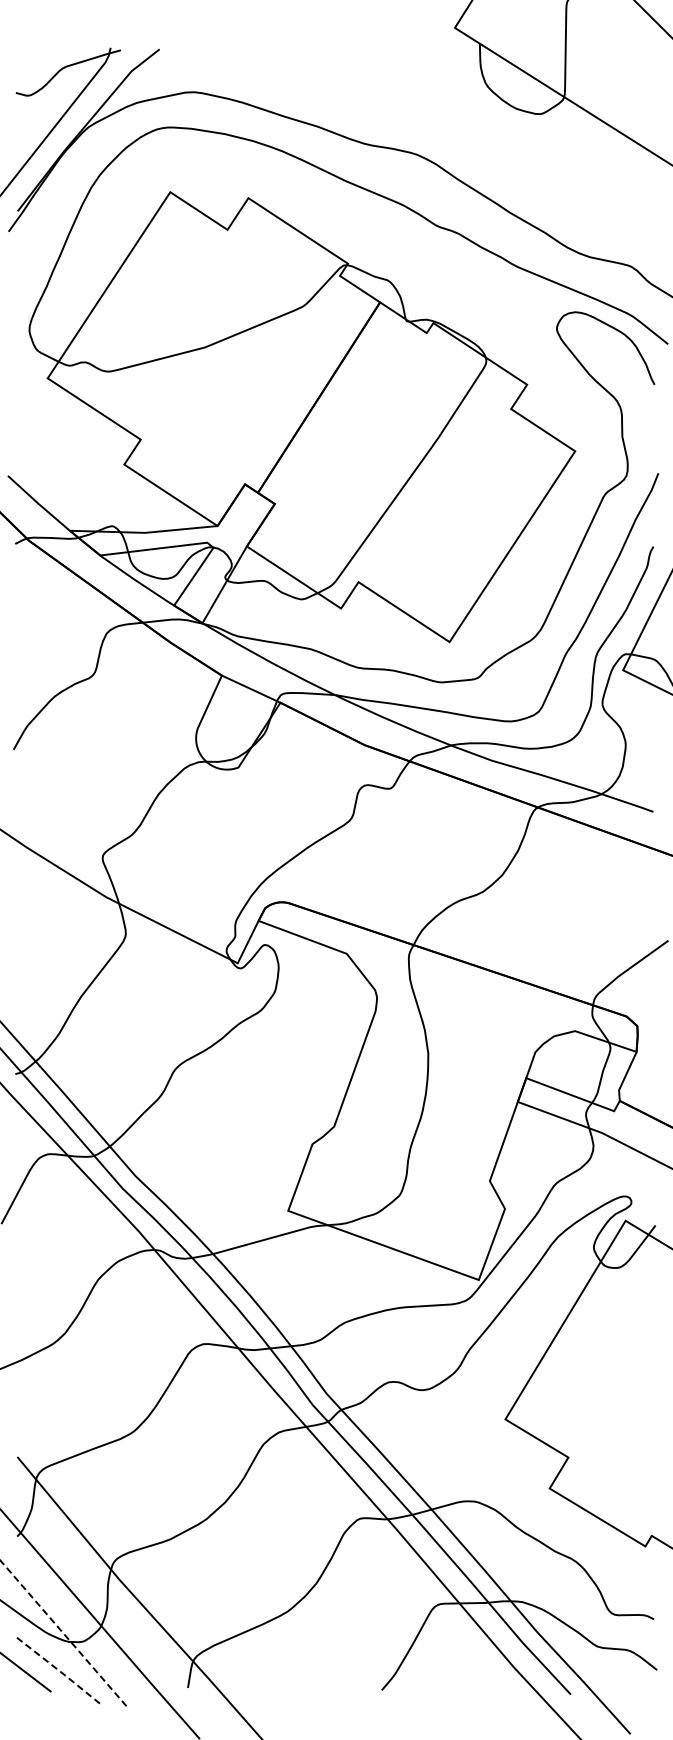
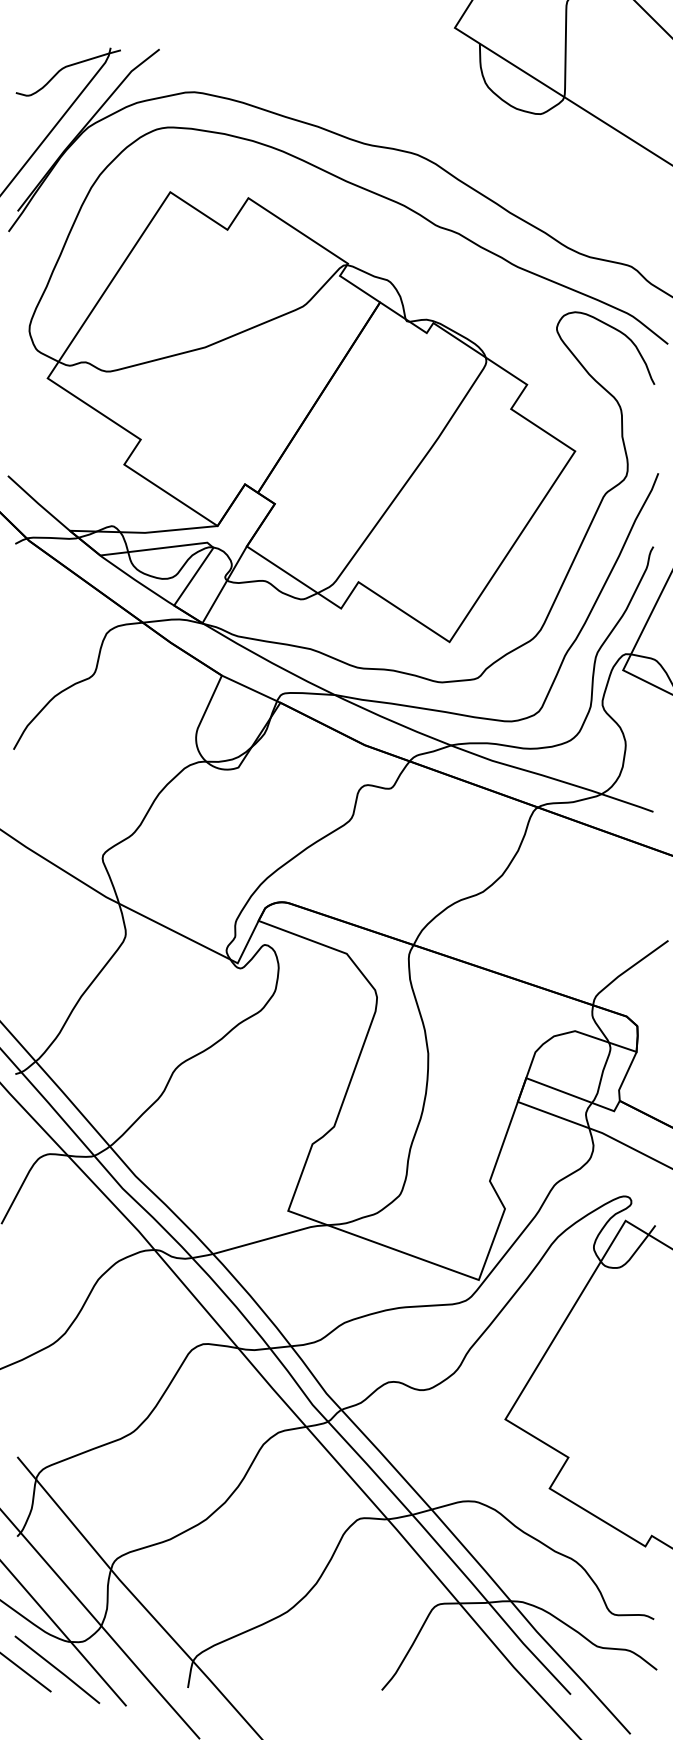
line: dashed -> solid (63, 1632)
line: dashed -> solid (57, 1669)
